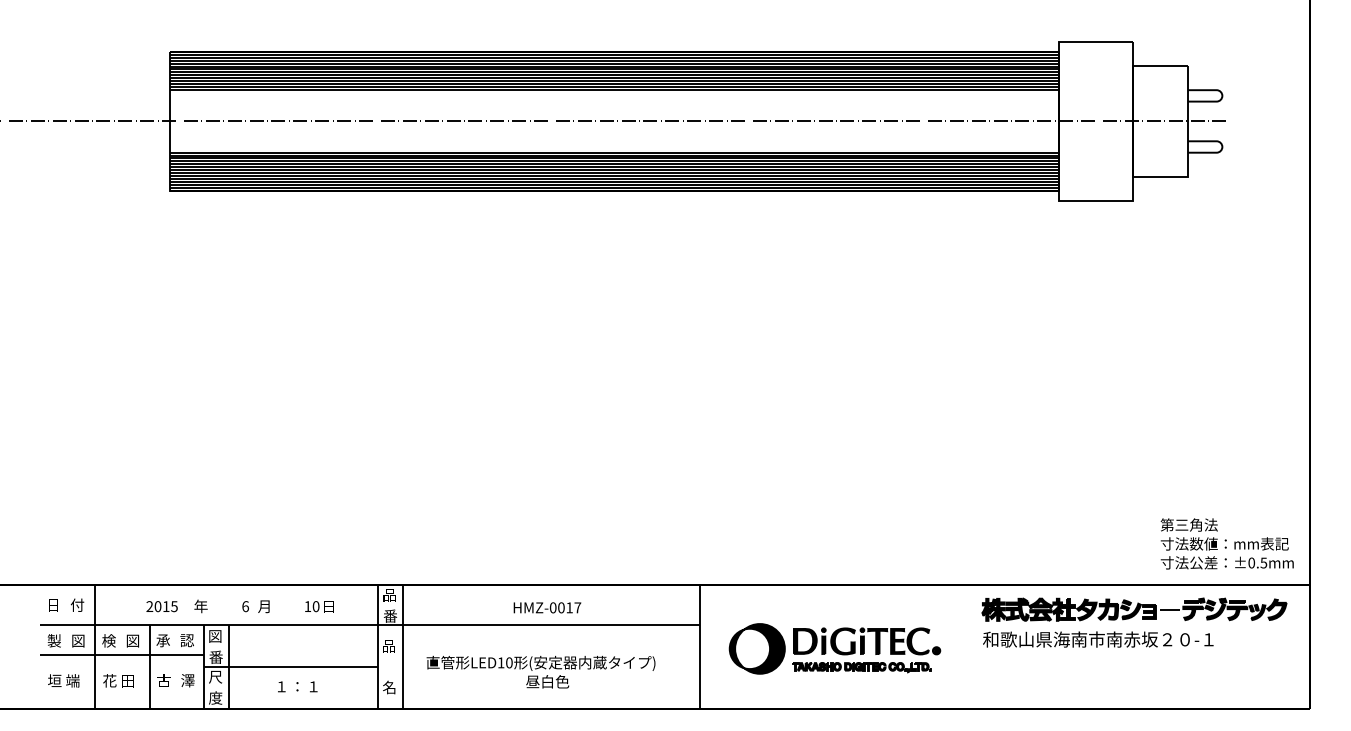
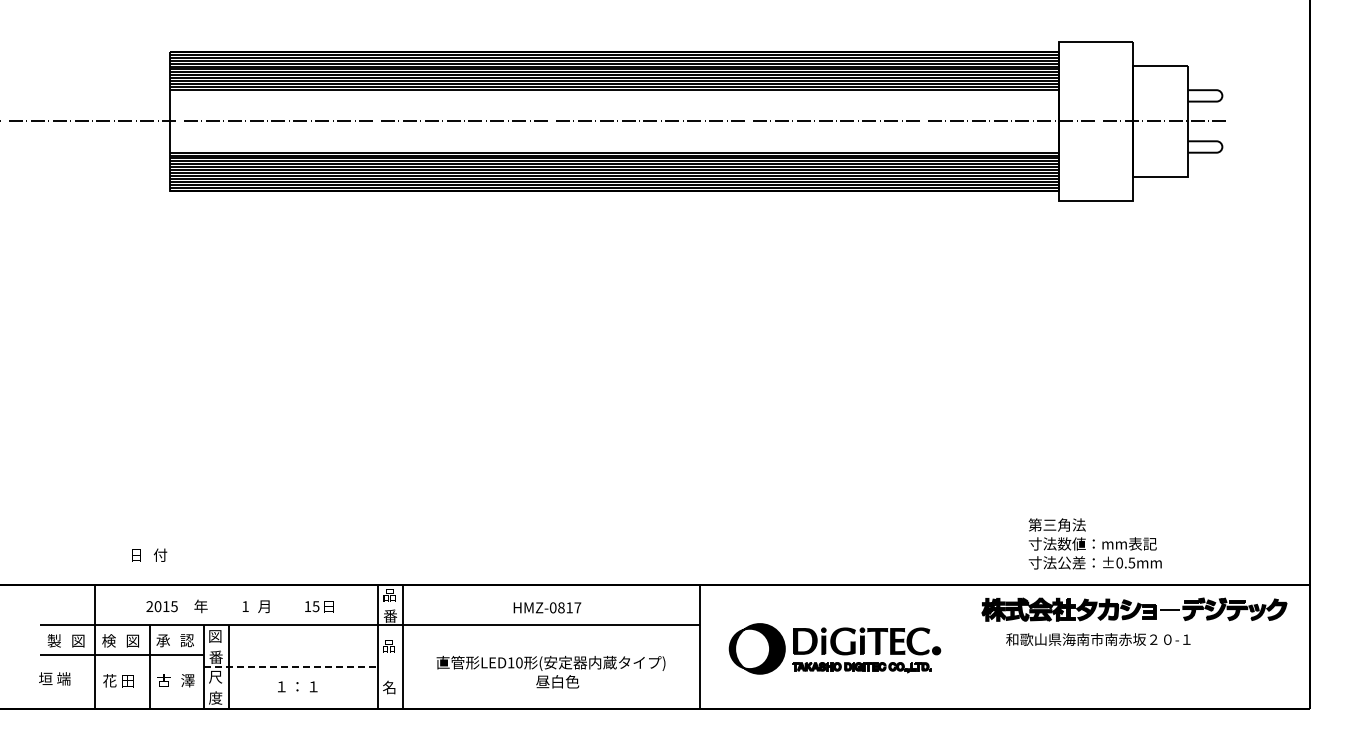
text position: (1226, 543) -> (1094, 543) (1094, 543)
part position: (66, 604) -> (149, 554) (149, 554)
text: 6 -> 1 (245, 606)
text: 10 -> 15 (315, 606)
text: HMZ-0017 -> HMZ-0817 (561, 607)
part size: 231x17 px -> 185x13 px (1098, 639)
line: solid -> dashed (291, 666)
text position: (540, 672) -> (550, 672) (550, 672)
text position: (63, 680) -> (54, 678) (54, 678)
